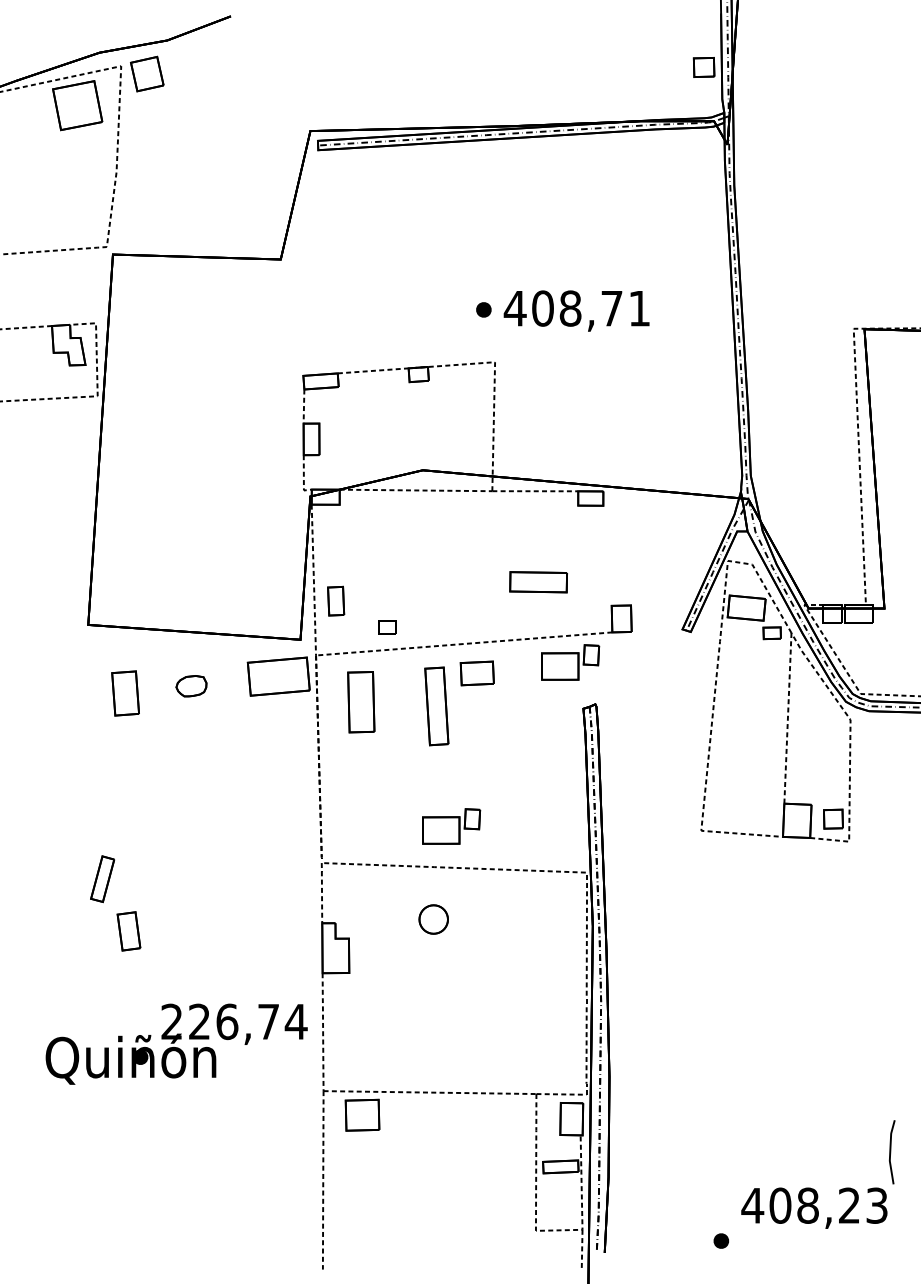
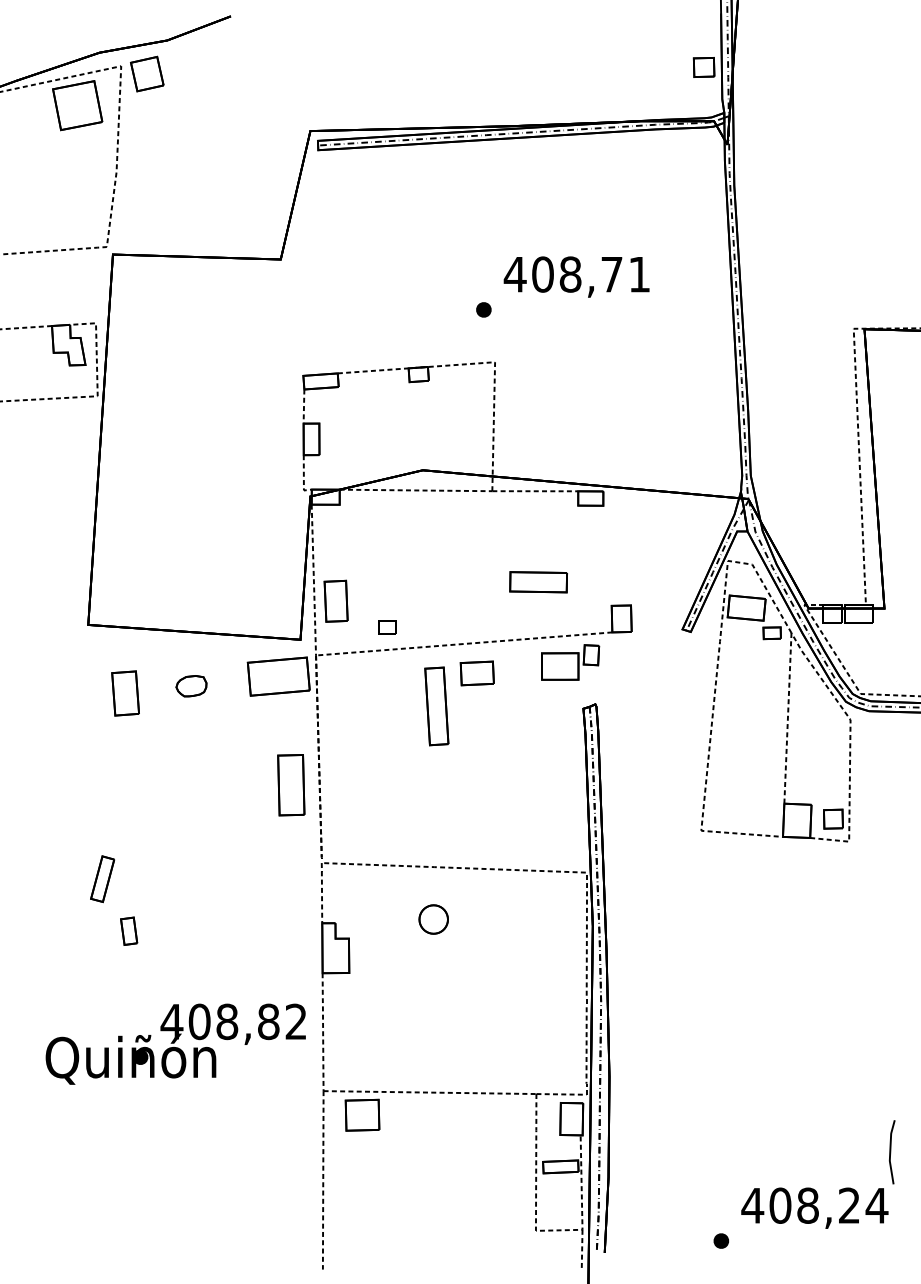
text position: (576, 310) -> (576, 276) (576, 276)
part size: 19x32 px -> 26x44 px (335, 600)
part position: (361, 702) -> (291, 785) (291, 785)
part: present -> none (451, 826)
part size: 26x41 px -> 19x30 px (129, 930)
text: 226,74 -> 408,82 (233, 1021)
text: 408,23 -> 408,24 (876, 1205)
